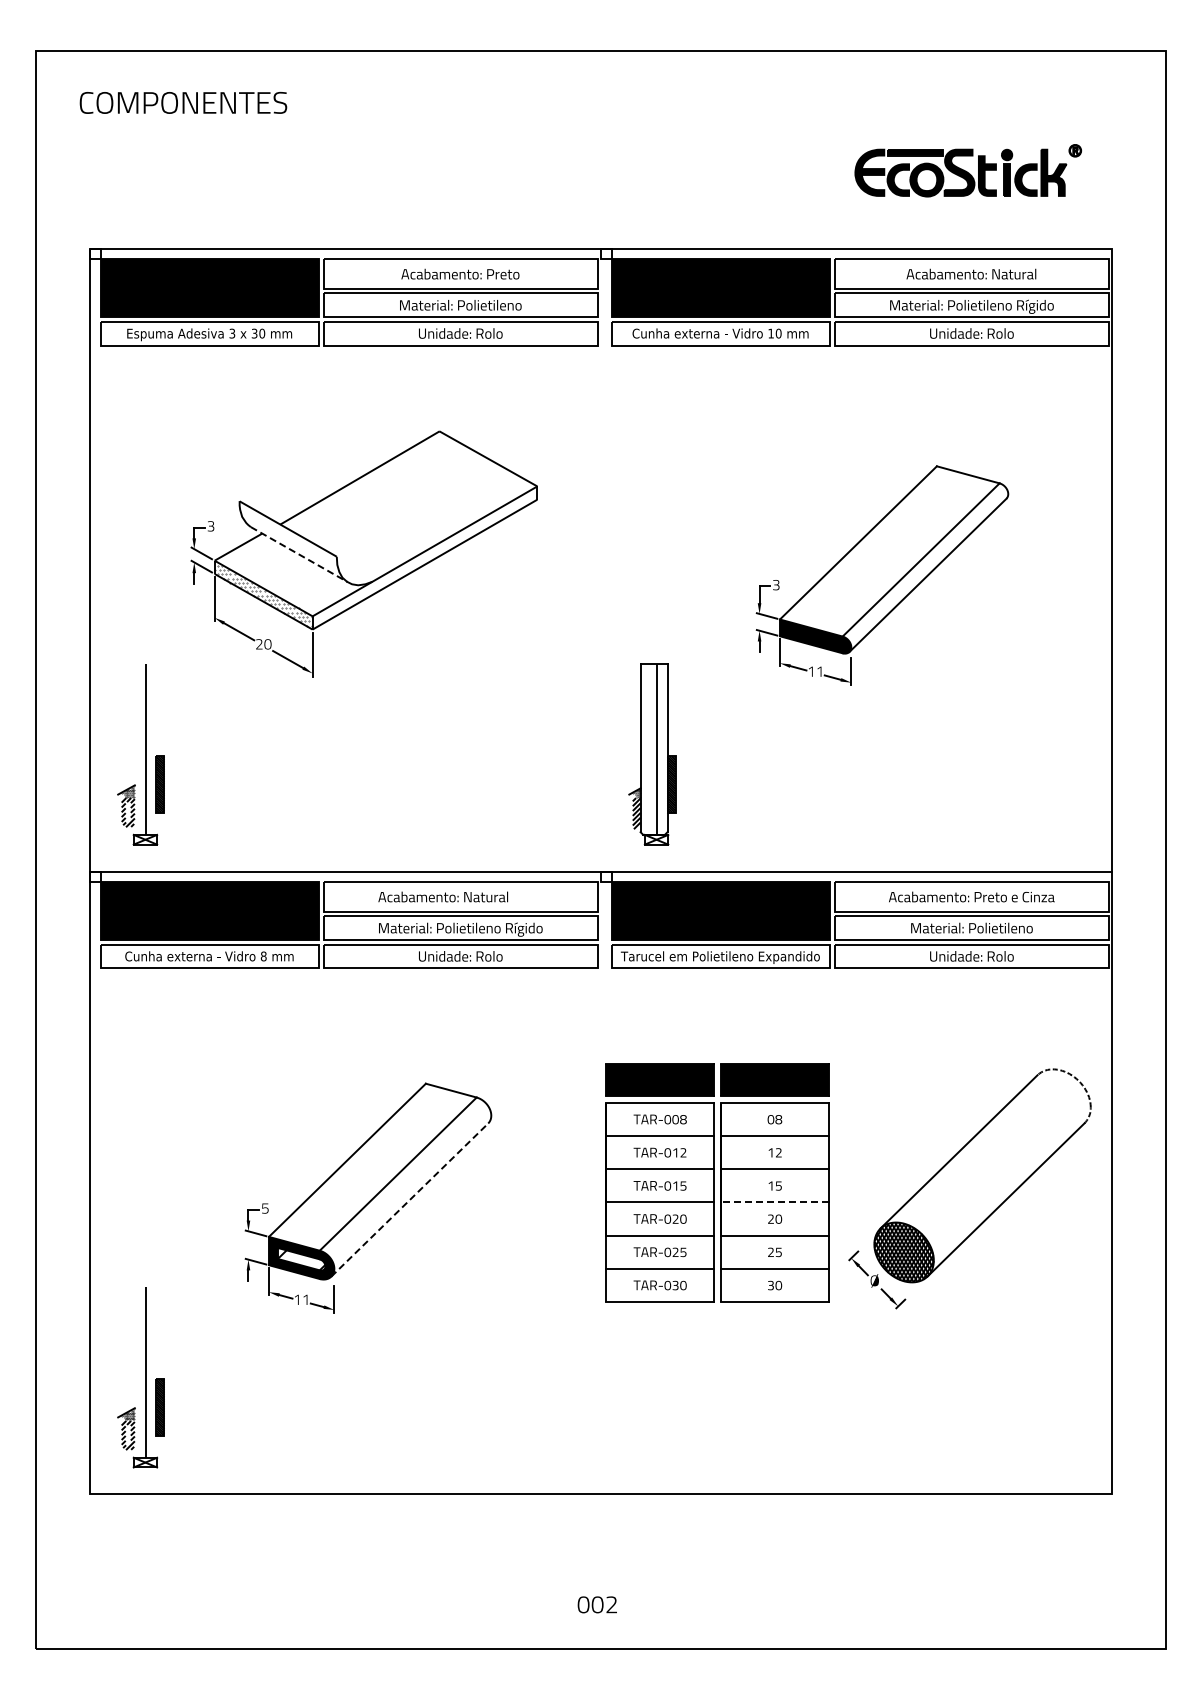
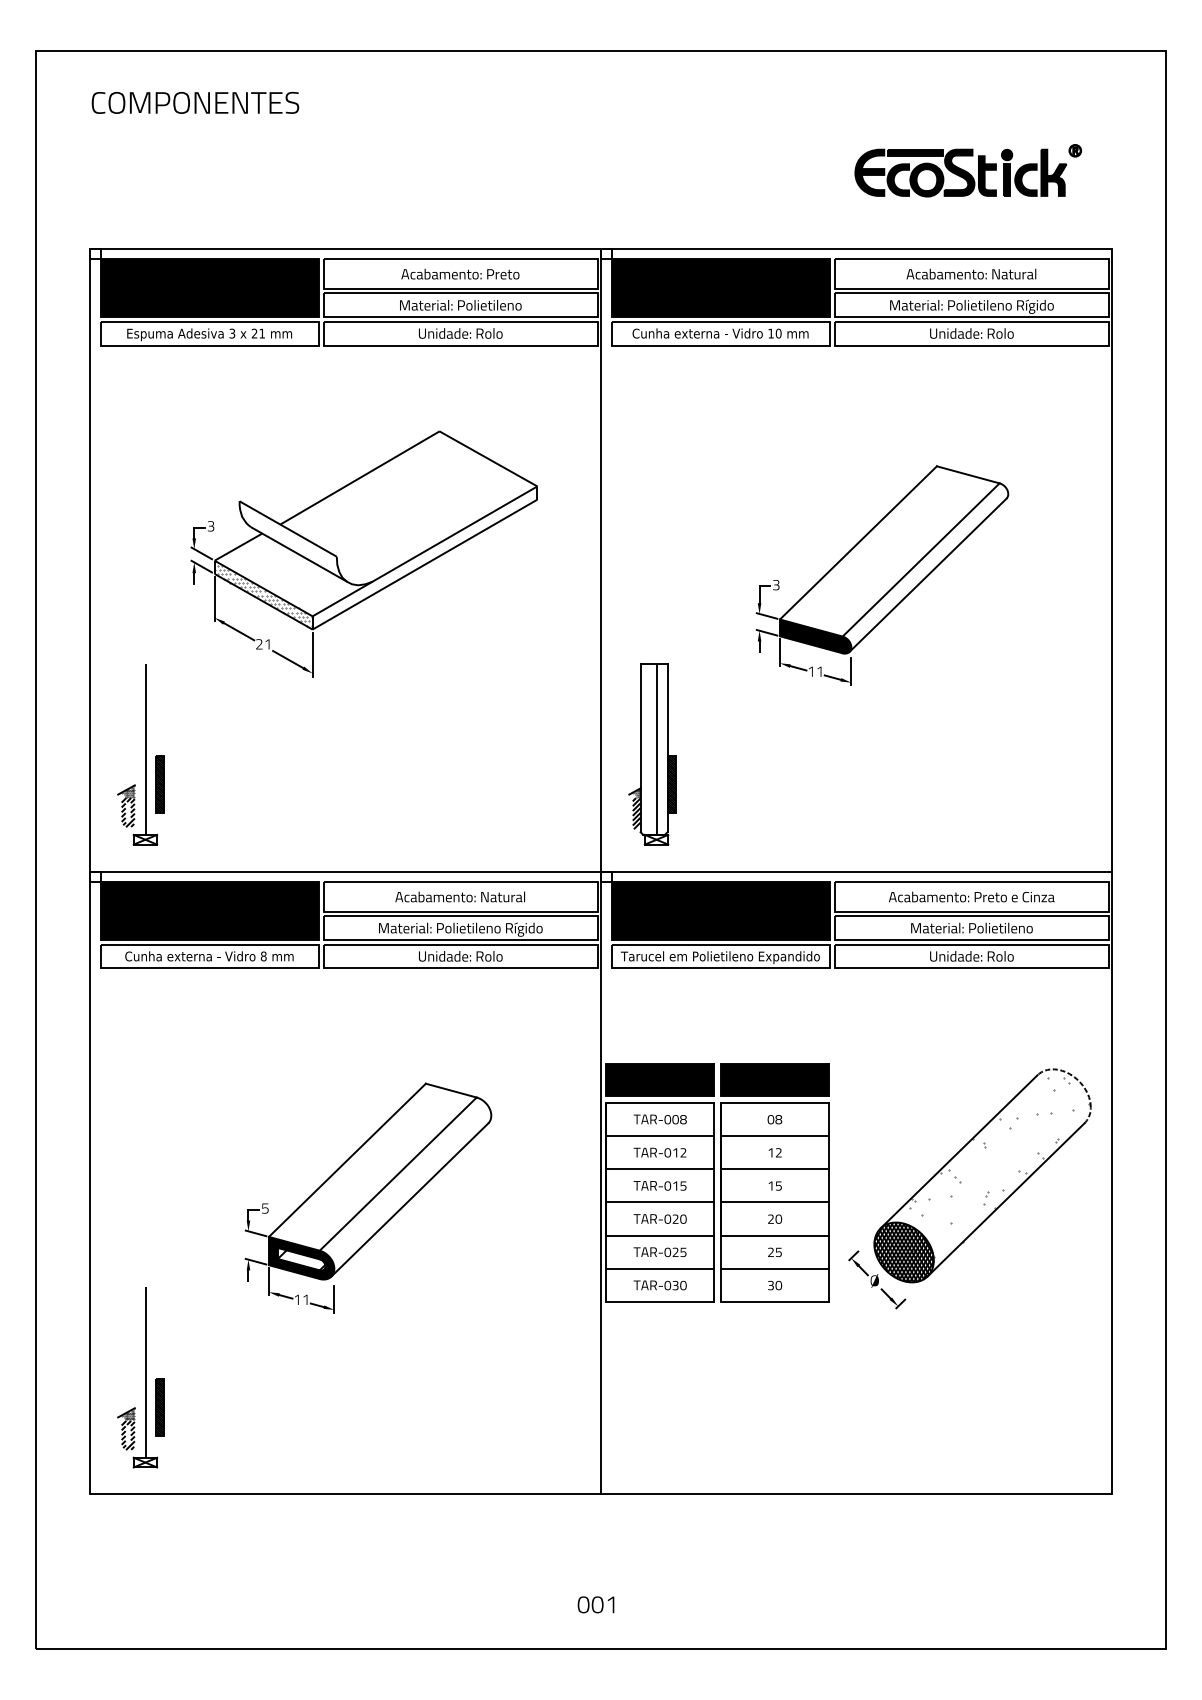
text position: (183, 102) -> (195, 102) (195, 102)
text: 30 -> 21 (258, 333)
line: dashed -> solid (299, 554)
text: 20 -> 21 (267, 644)
line: none -> present (600, 871)
text position: (443, 896) -> (460, 896) (460, 896)
hatch: none -> present (983, 1175)
line: dashed -> solid (409, 1200)
line: dashed -> solid (774, 1202)
text: 002 -> 001 (611, 1604)
